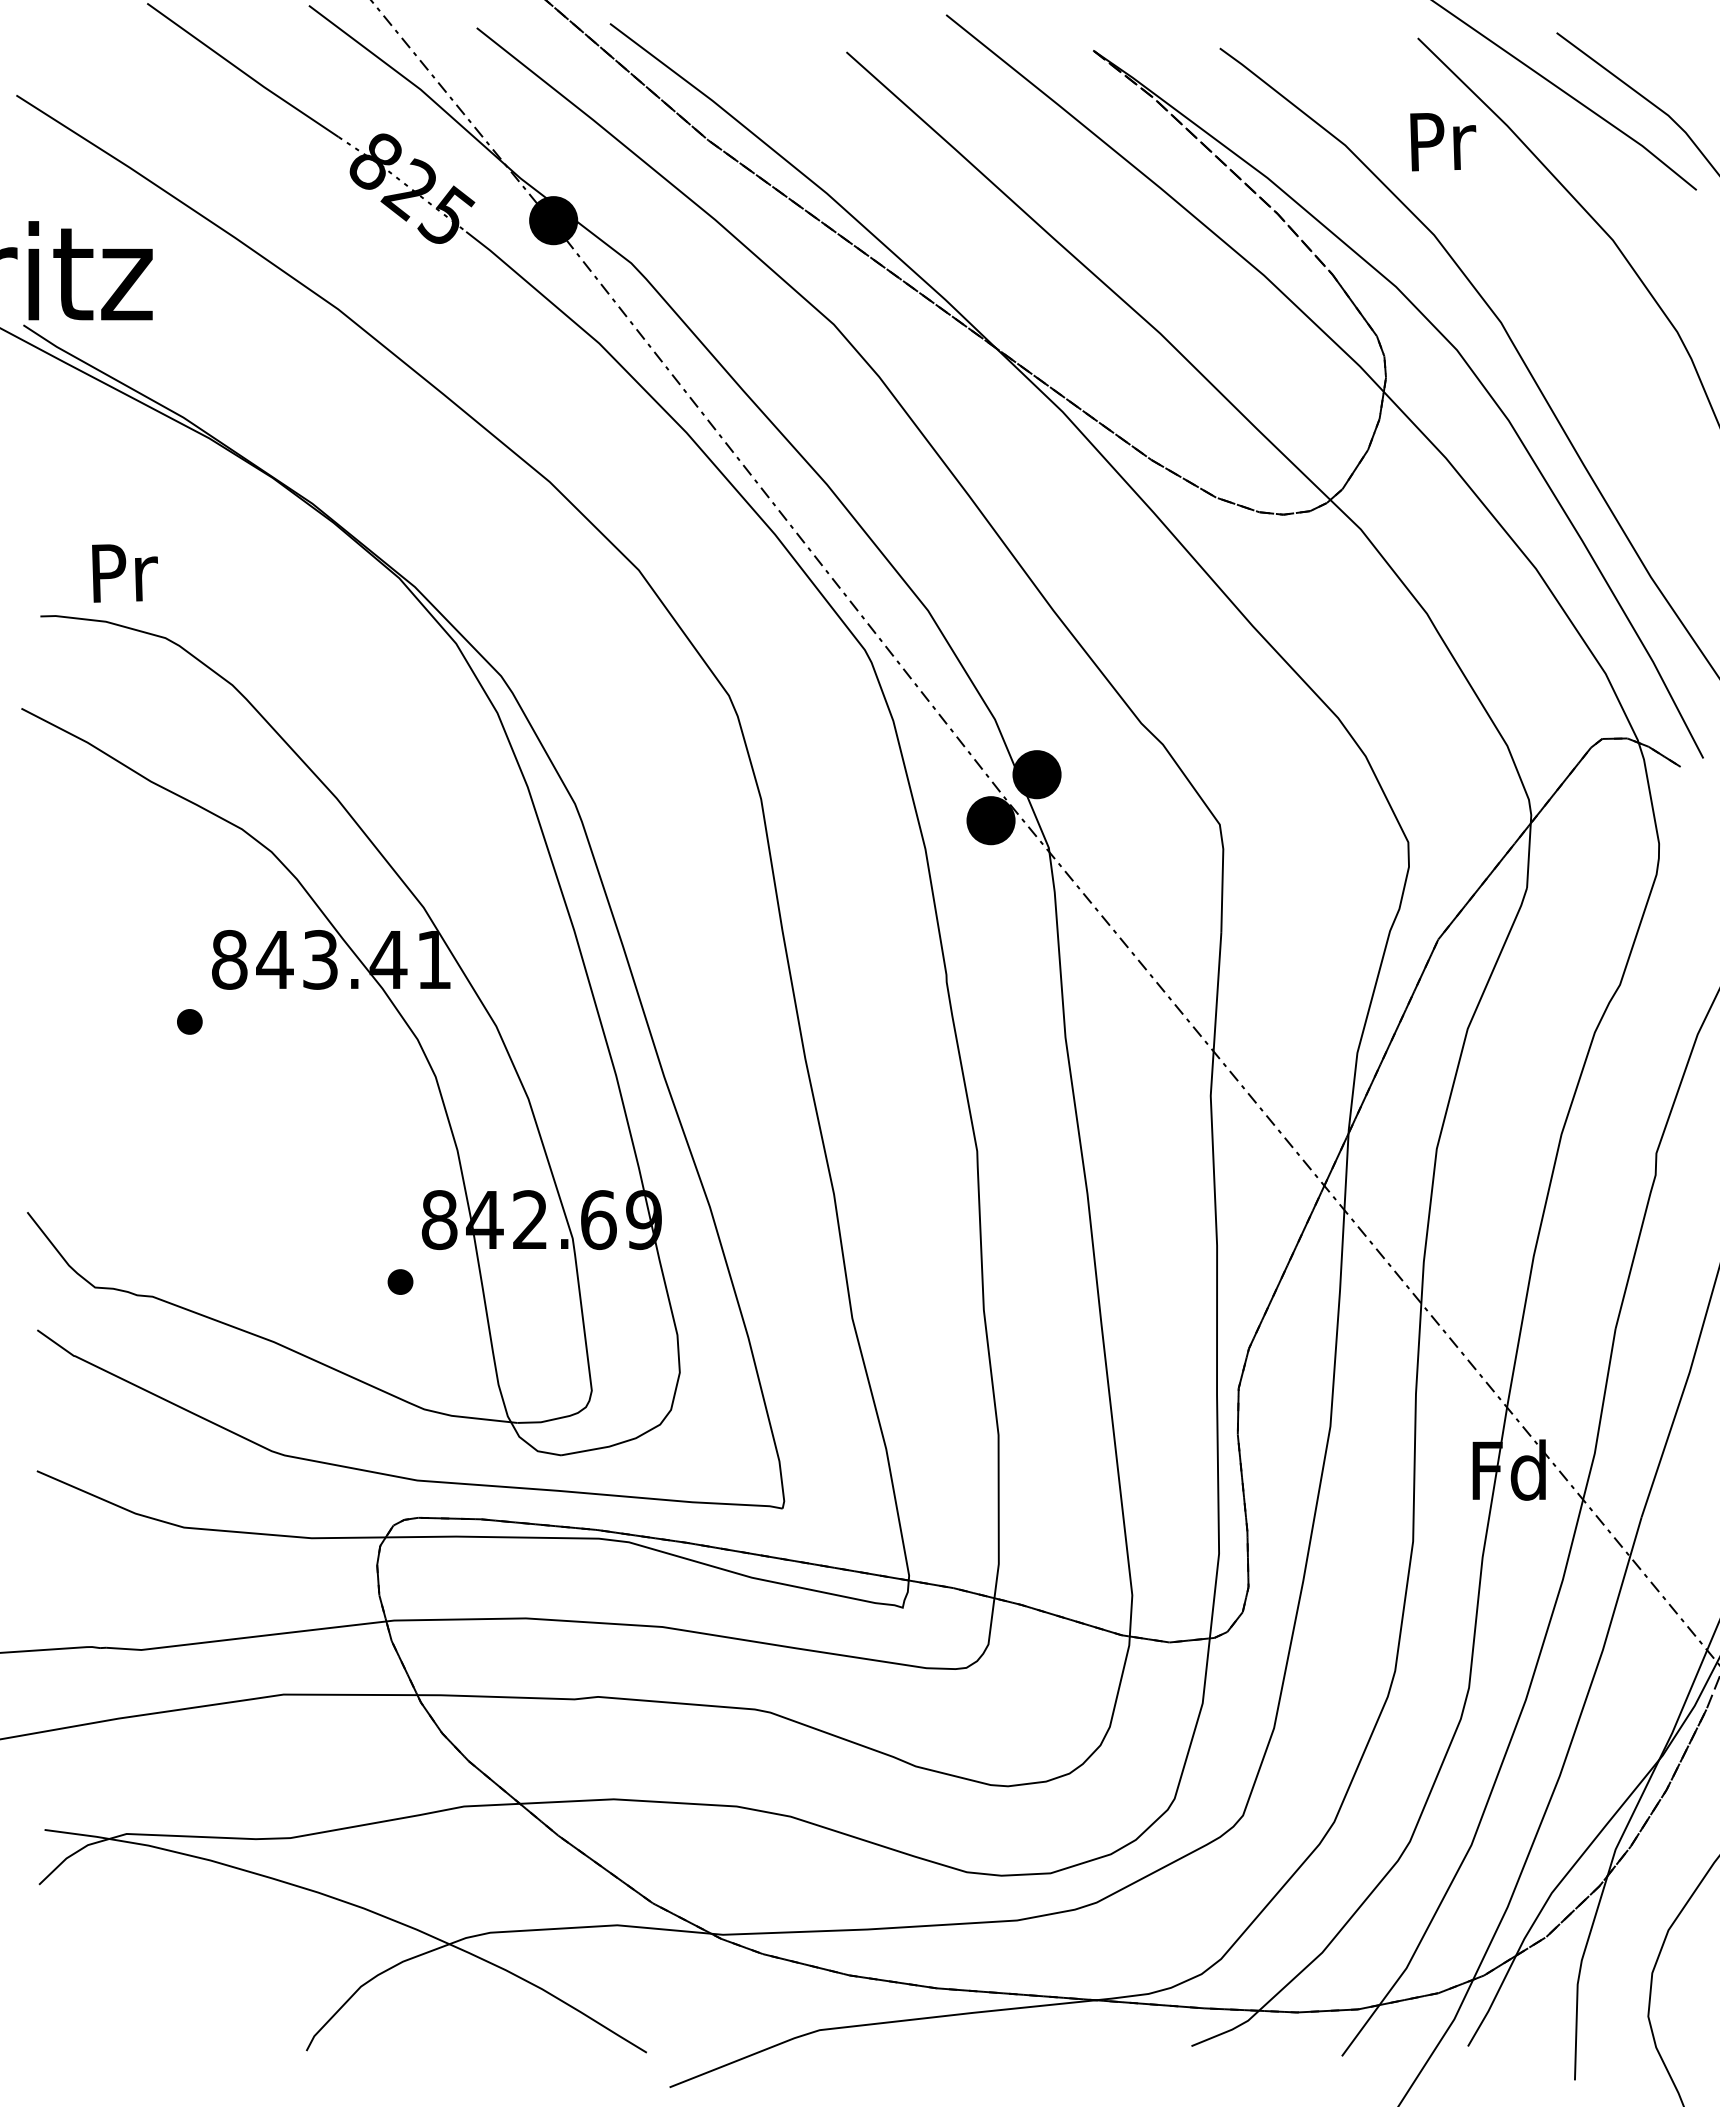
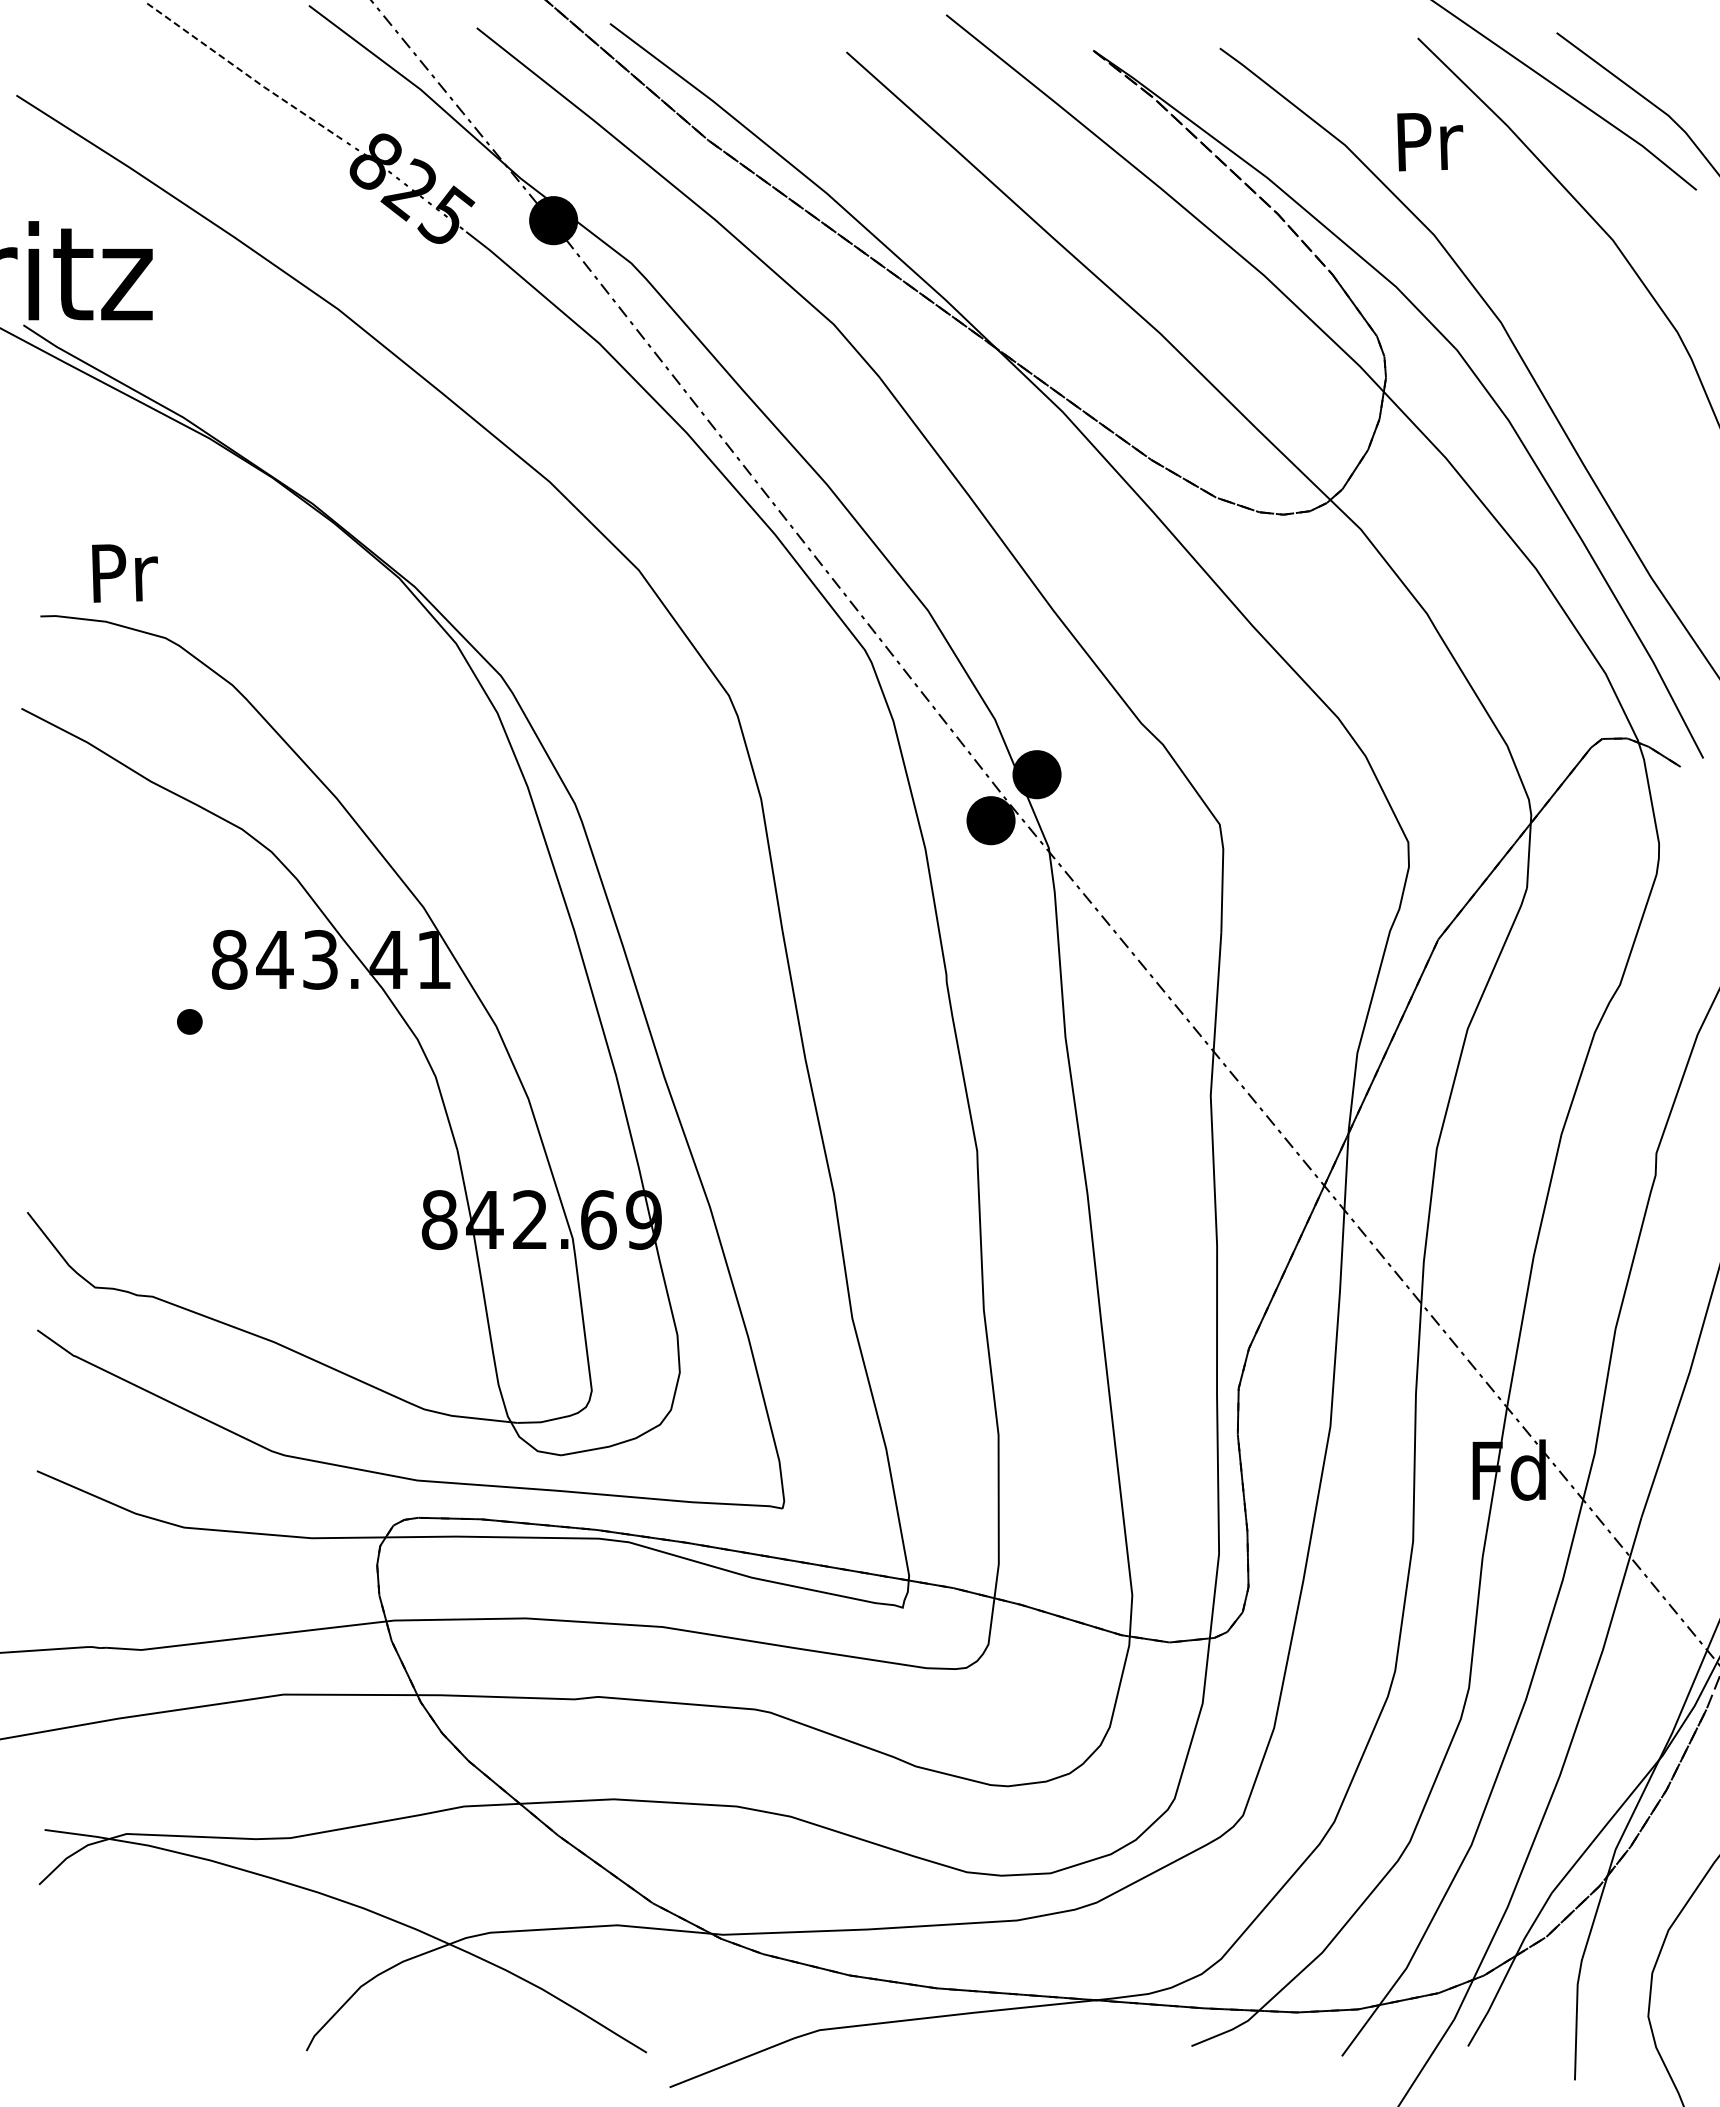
line: solid -> dashed (243, 72)
text position: (1443, 142) -> (1430, 142) (1430, 142)
part: present -> none (400, 1281)
